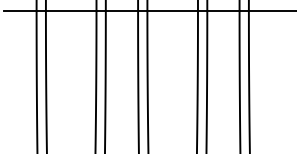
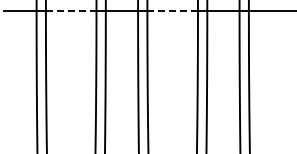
line: solid -> dashed (71, 10)
line: solid -> dashed (173, 10)
